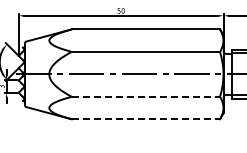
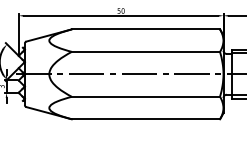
line: dashed -> solid (146, 96)
line: dashed -> solid (146, 119)
